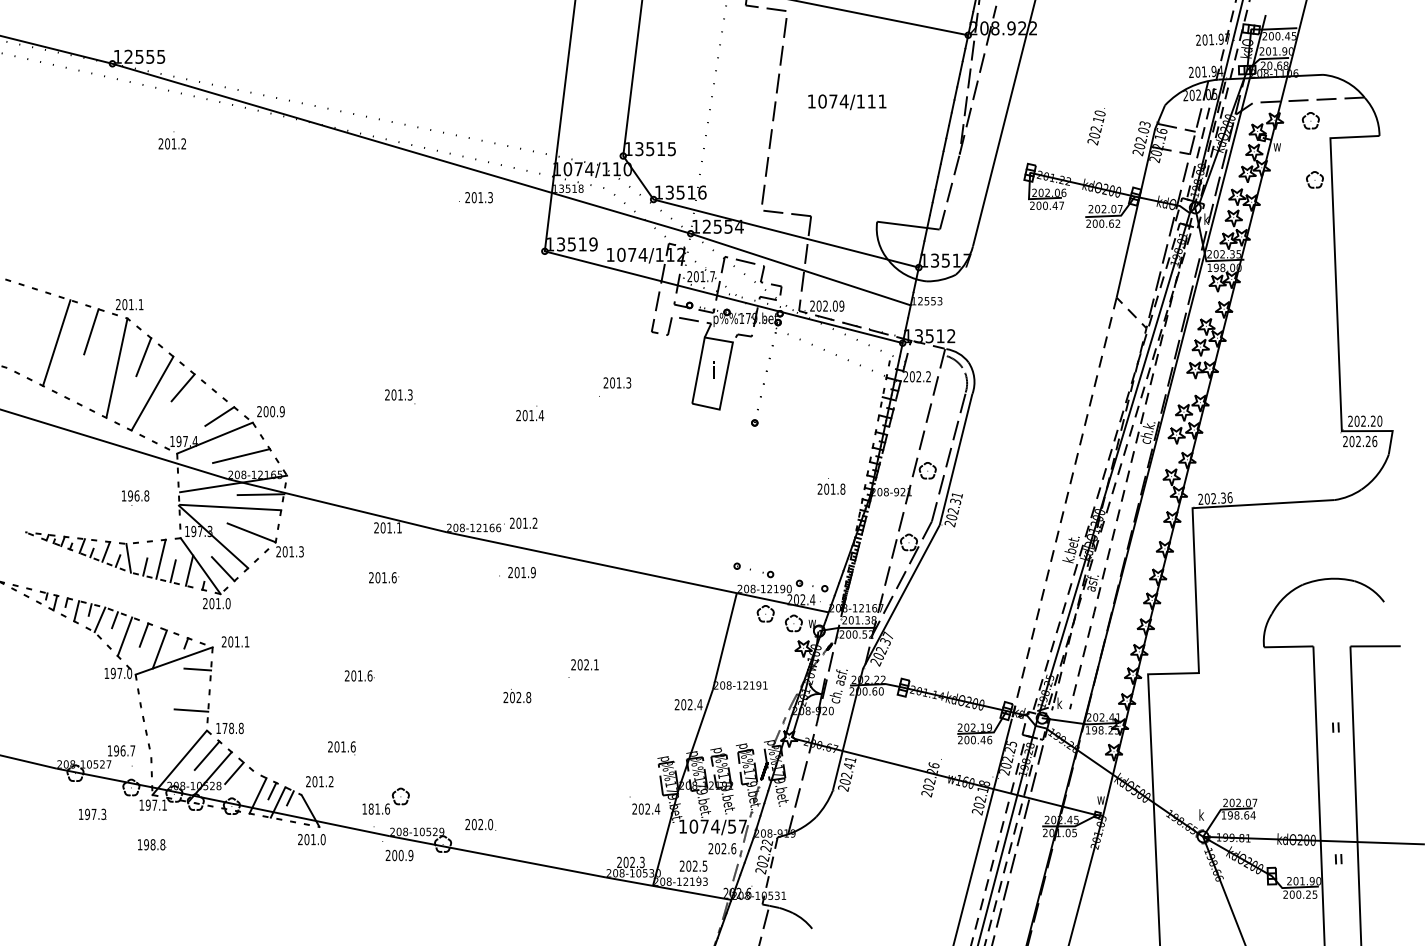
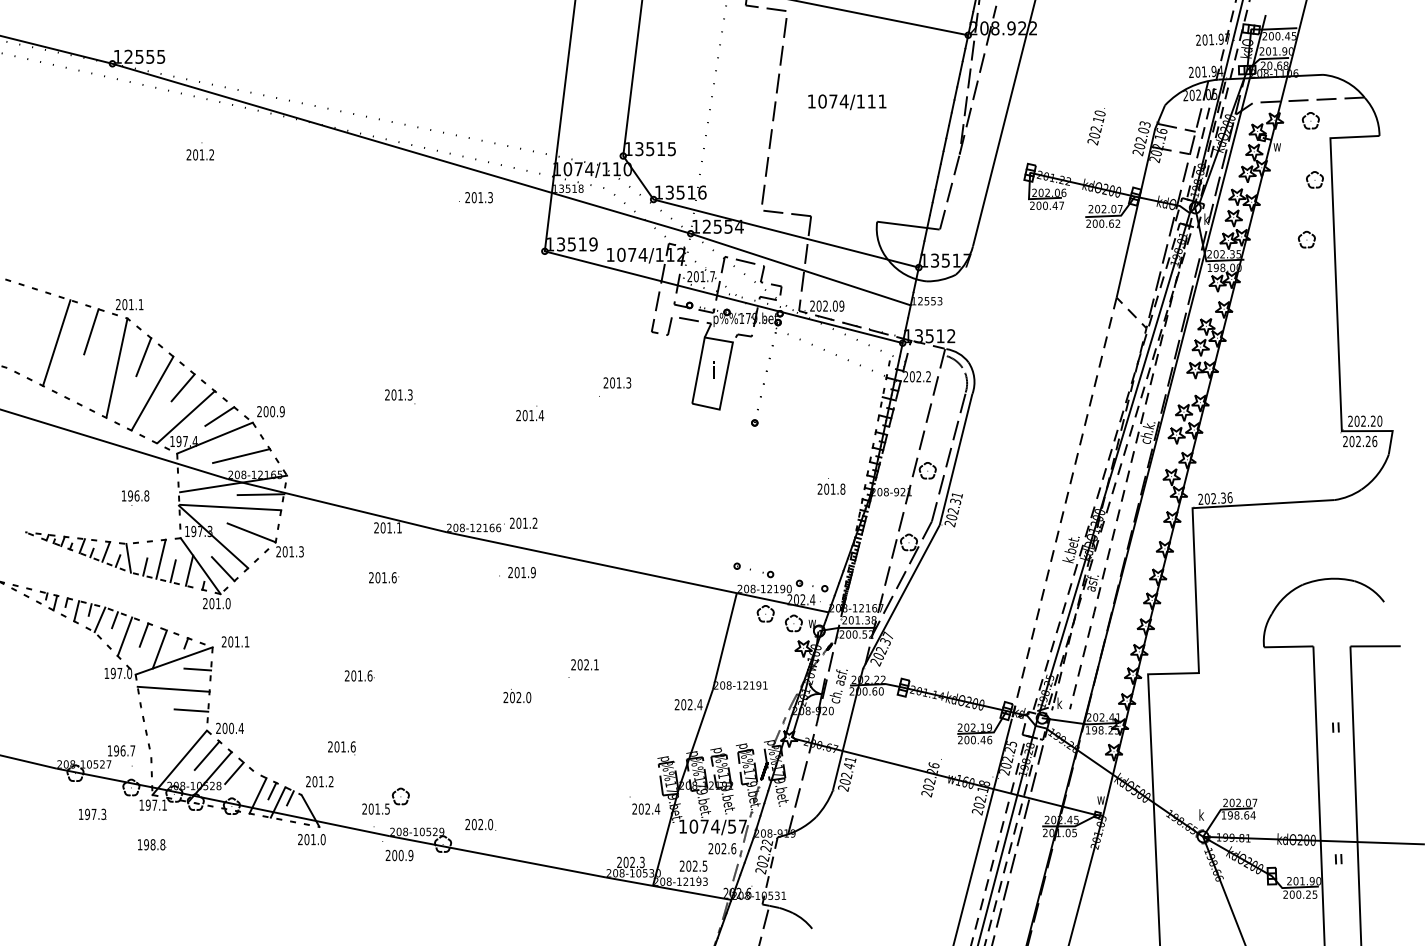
text position: (171, 140) -> (199, 151) (199, 151)
part: none -> present (1306, 239)
line: none -> present (185, 417)
line: none -> present (173, 688)
text: 202.8 -> 202.0 (528, 697)
text: 178.8 -> 200.4 (229, 728)
text: 181.6 -> 201.5 (376, 808)
